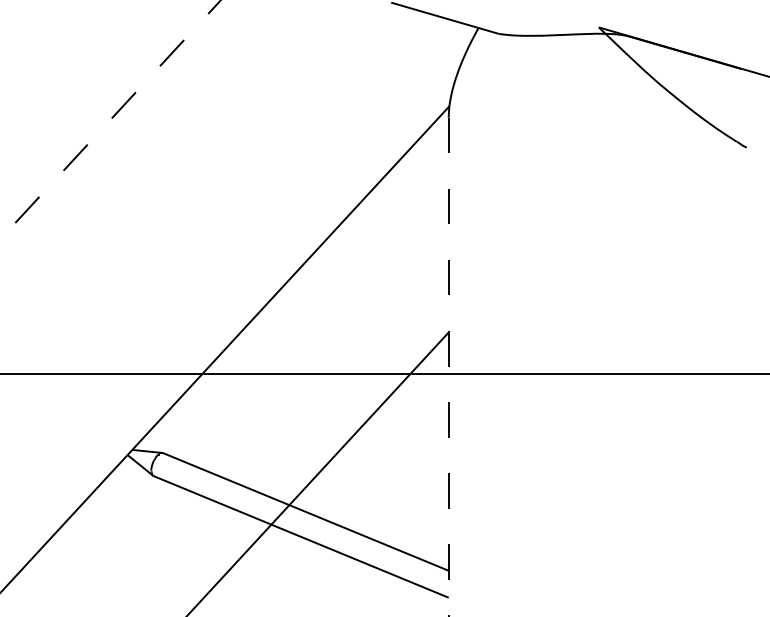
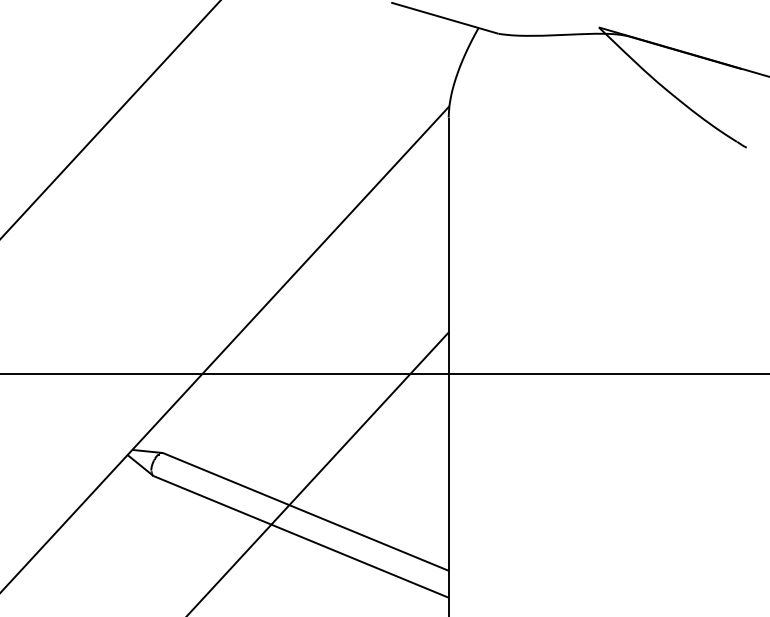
line: dashed -> solid (110, 120)
line: dashed -> solid (448, 367)
